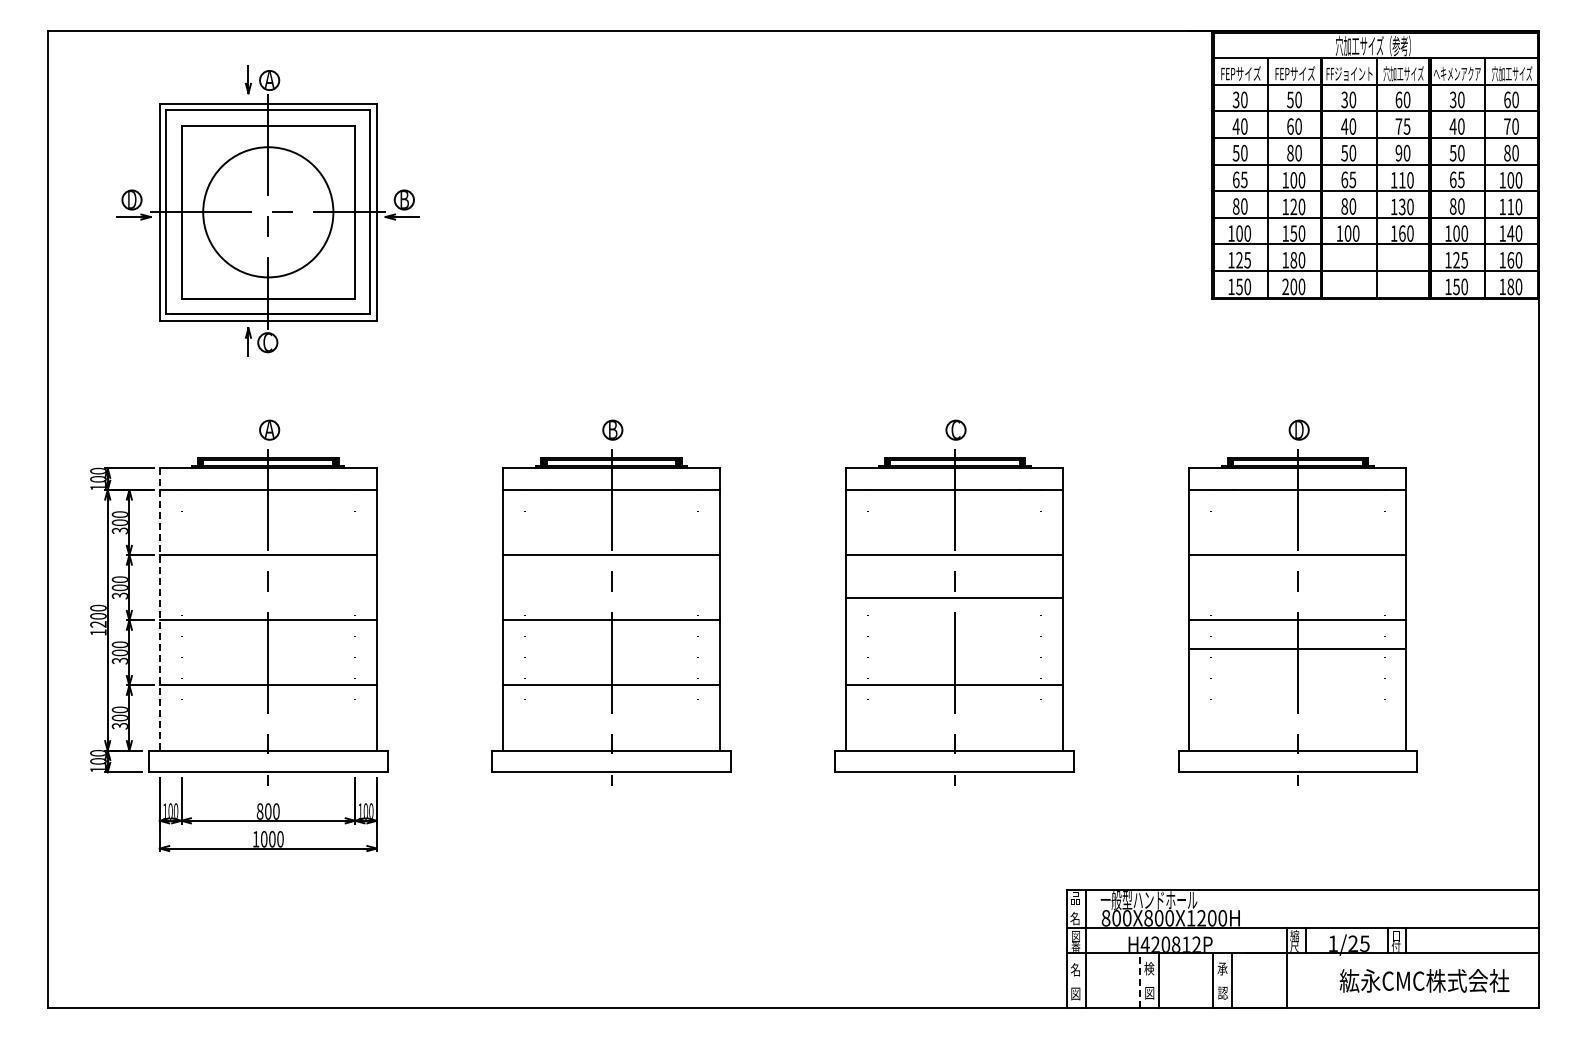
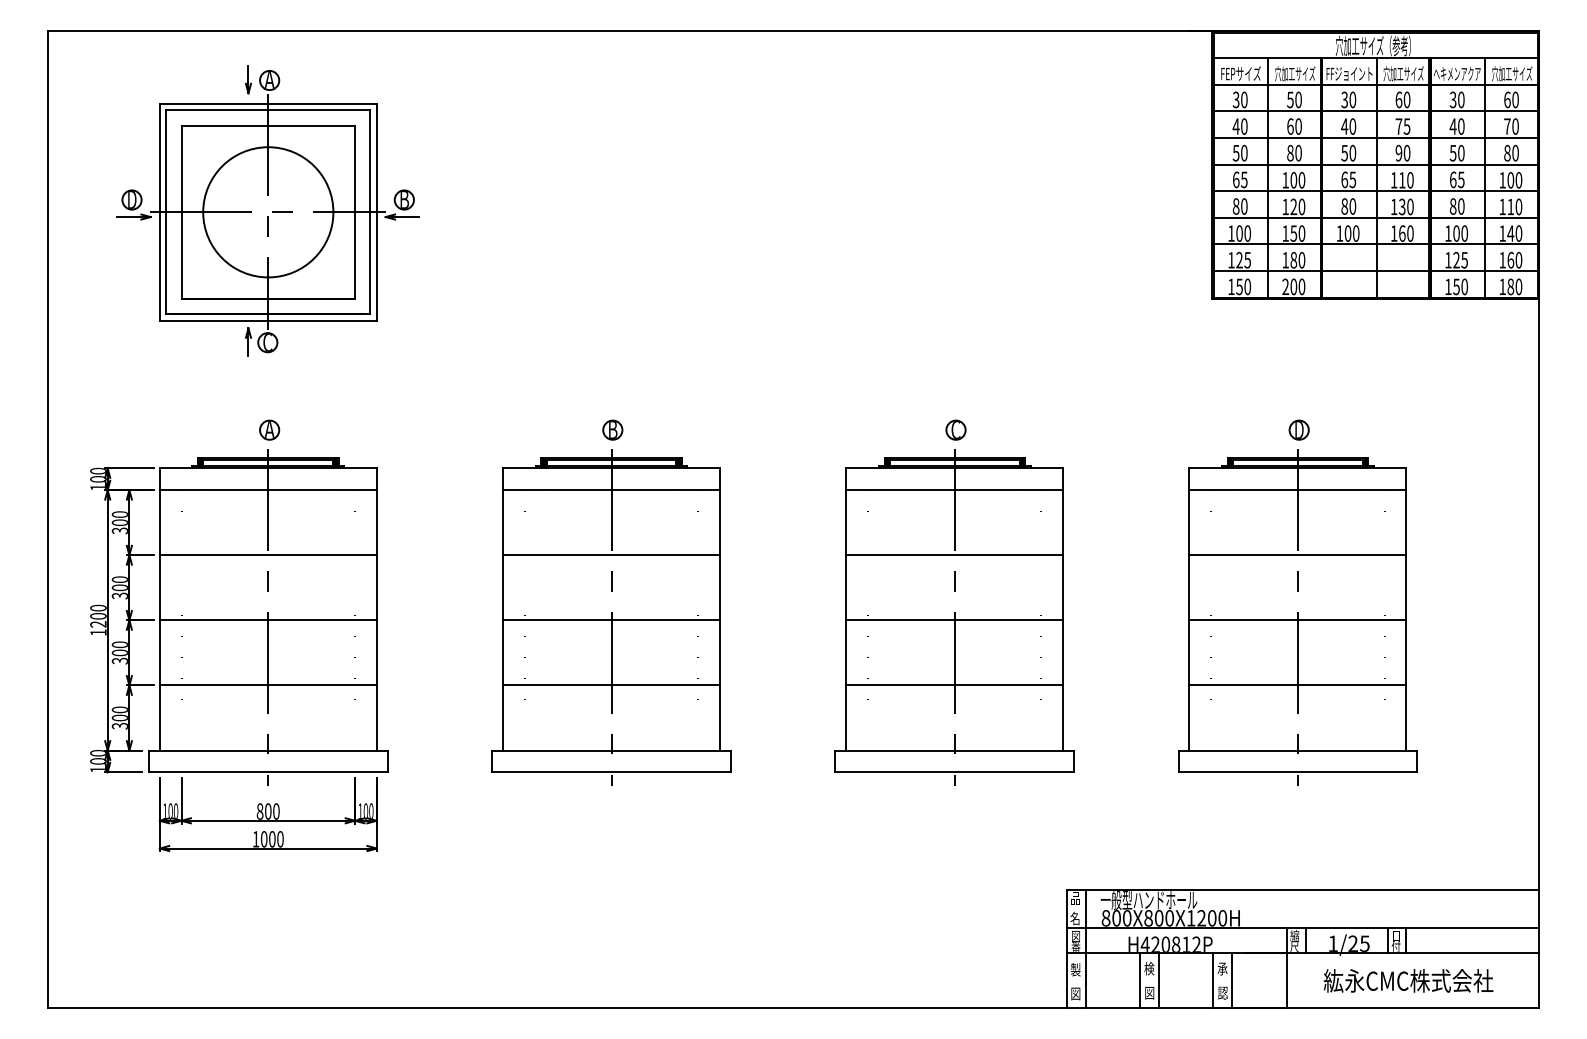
text: FEPサイズ -> 穴加工サイズ (1295, 73)
line position: (954, 598) -> (954, 620) (954, 620)
line: dashed -> solid (159, 610)
line position: (1297, 649) -> (1297, 685) (1297, 685)
text: 名 -> 製 (1075, 969)
line: dashed -> solid (1140, 980)
text position: (1424, 980) -> (1408, 980) (1408, 980)
